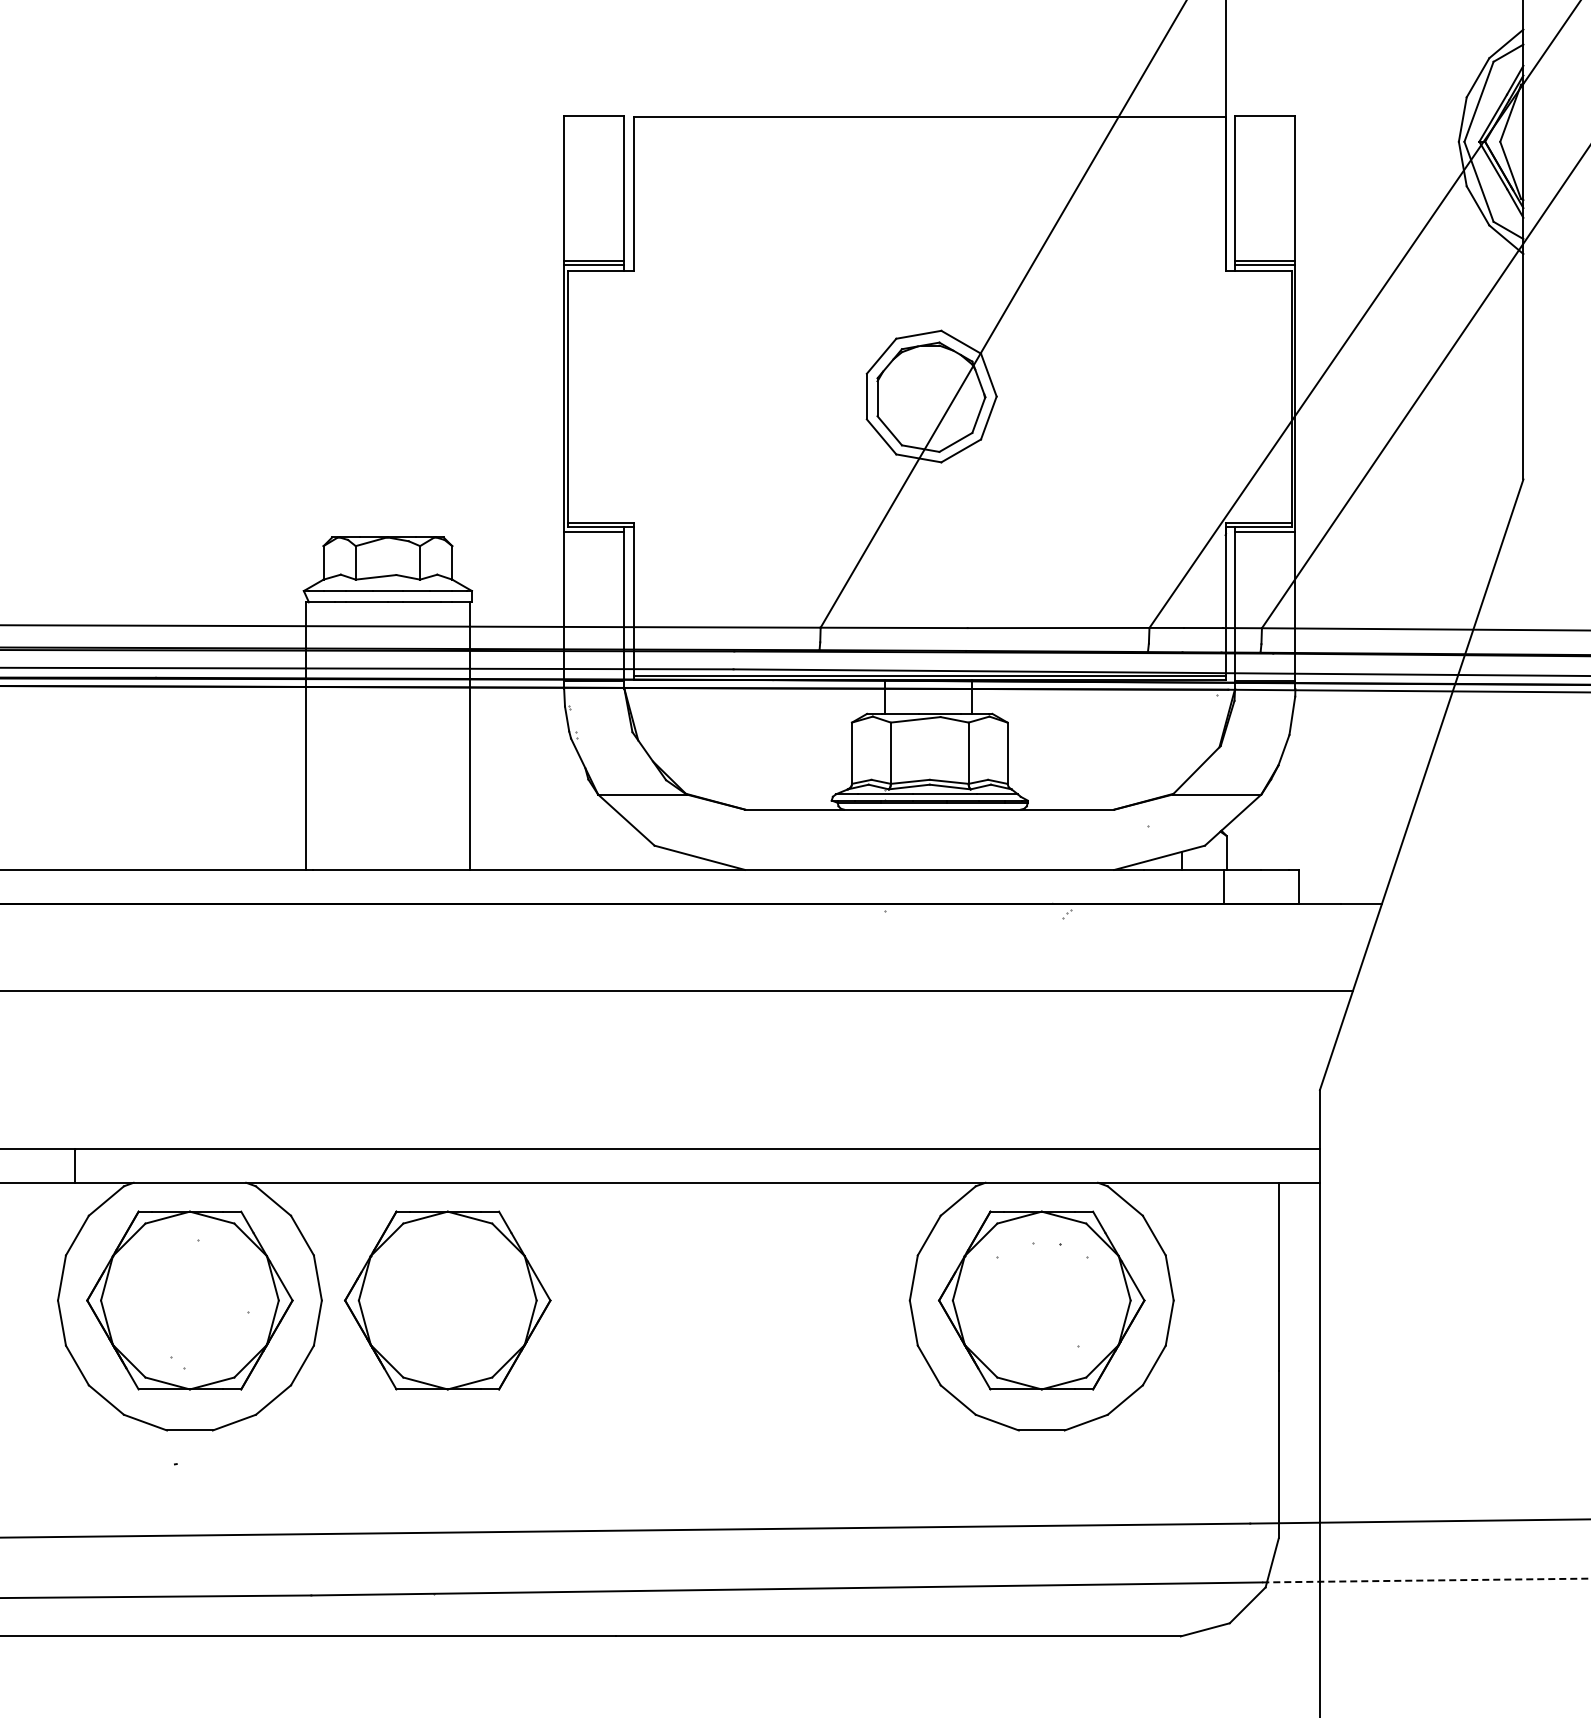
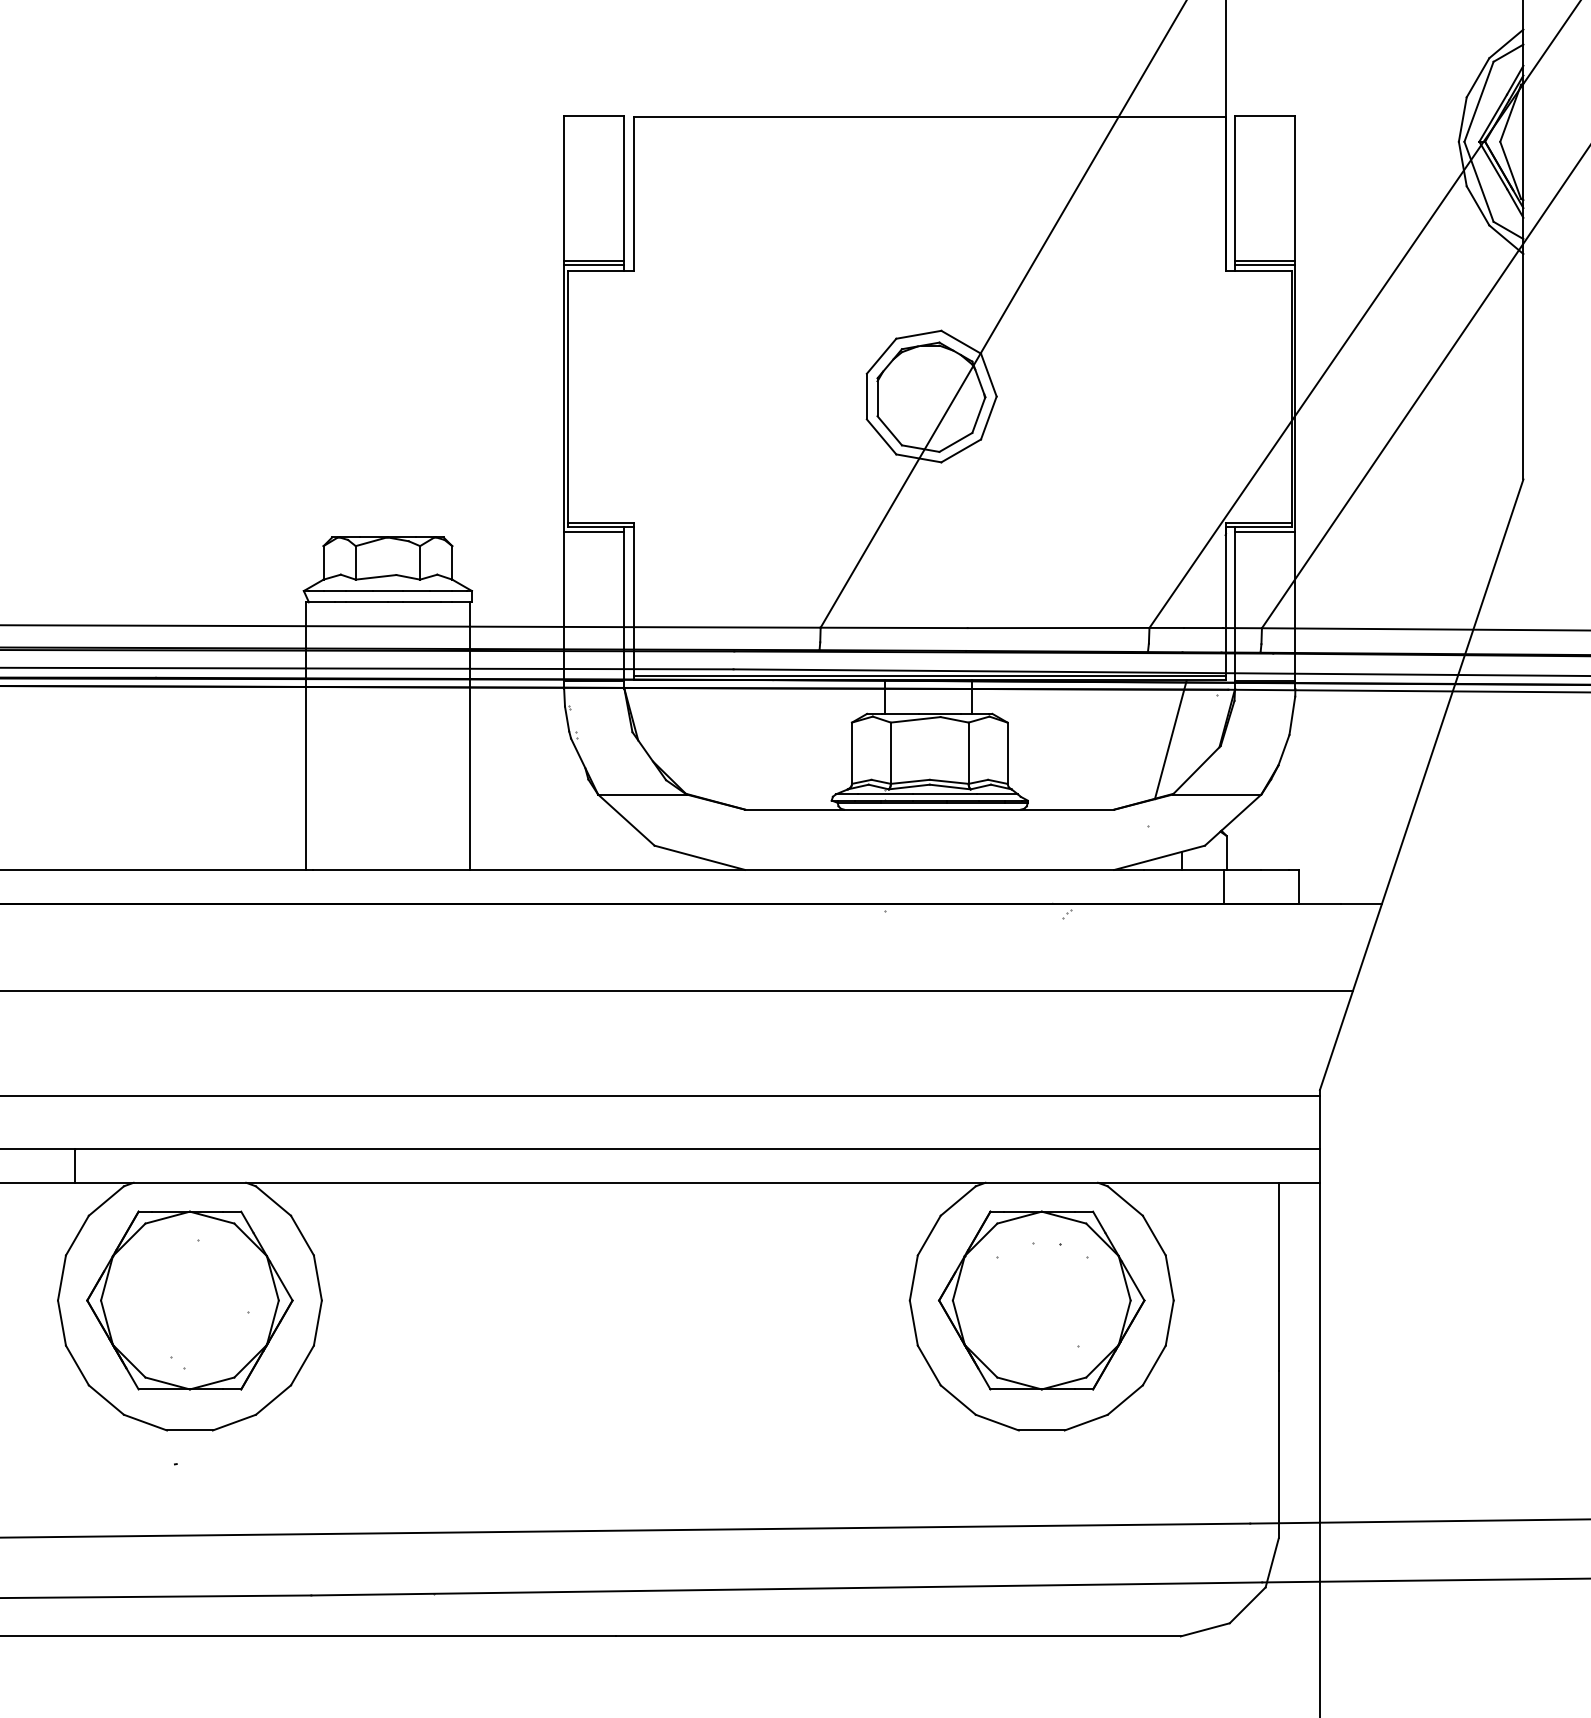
line: none -> present (1170, 739)
line: none -> present (660, 1096)
part: present -> none (447, 1300)
line: dashed -> solid (1426, 1580)
